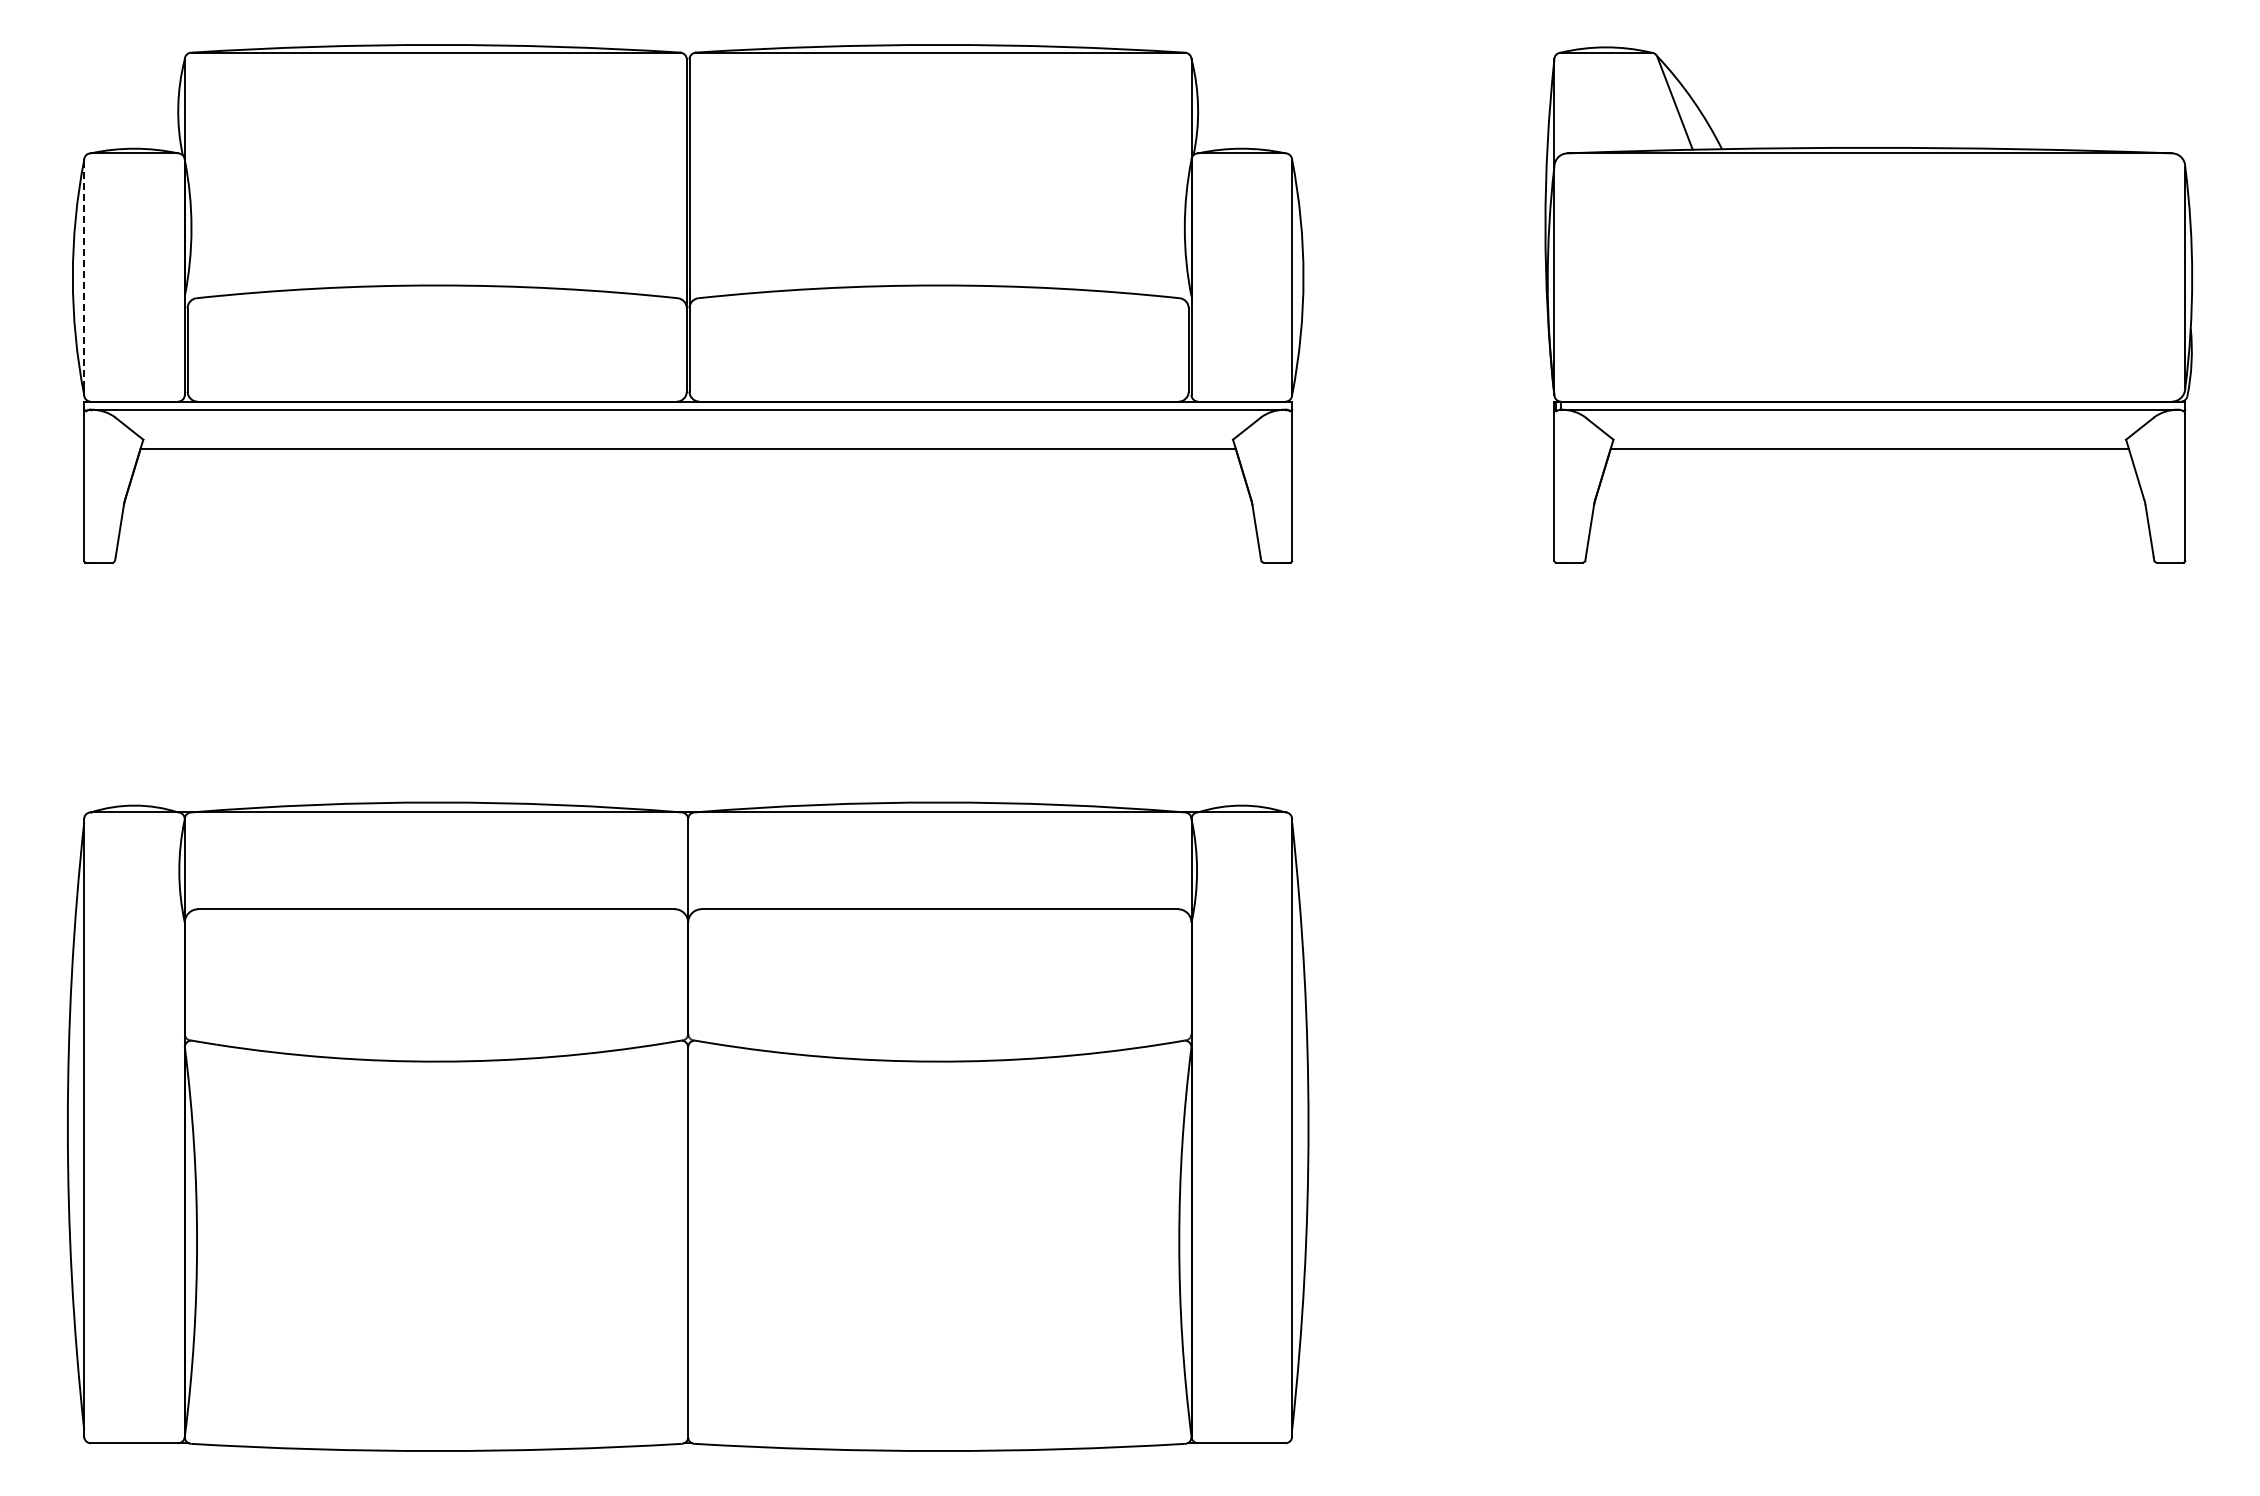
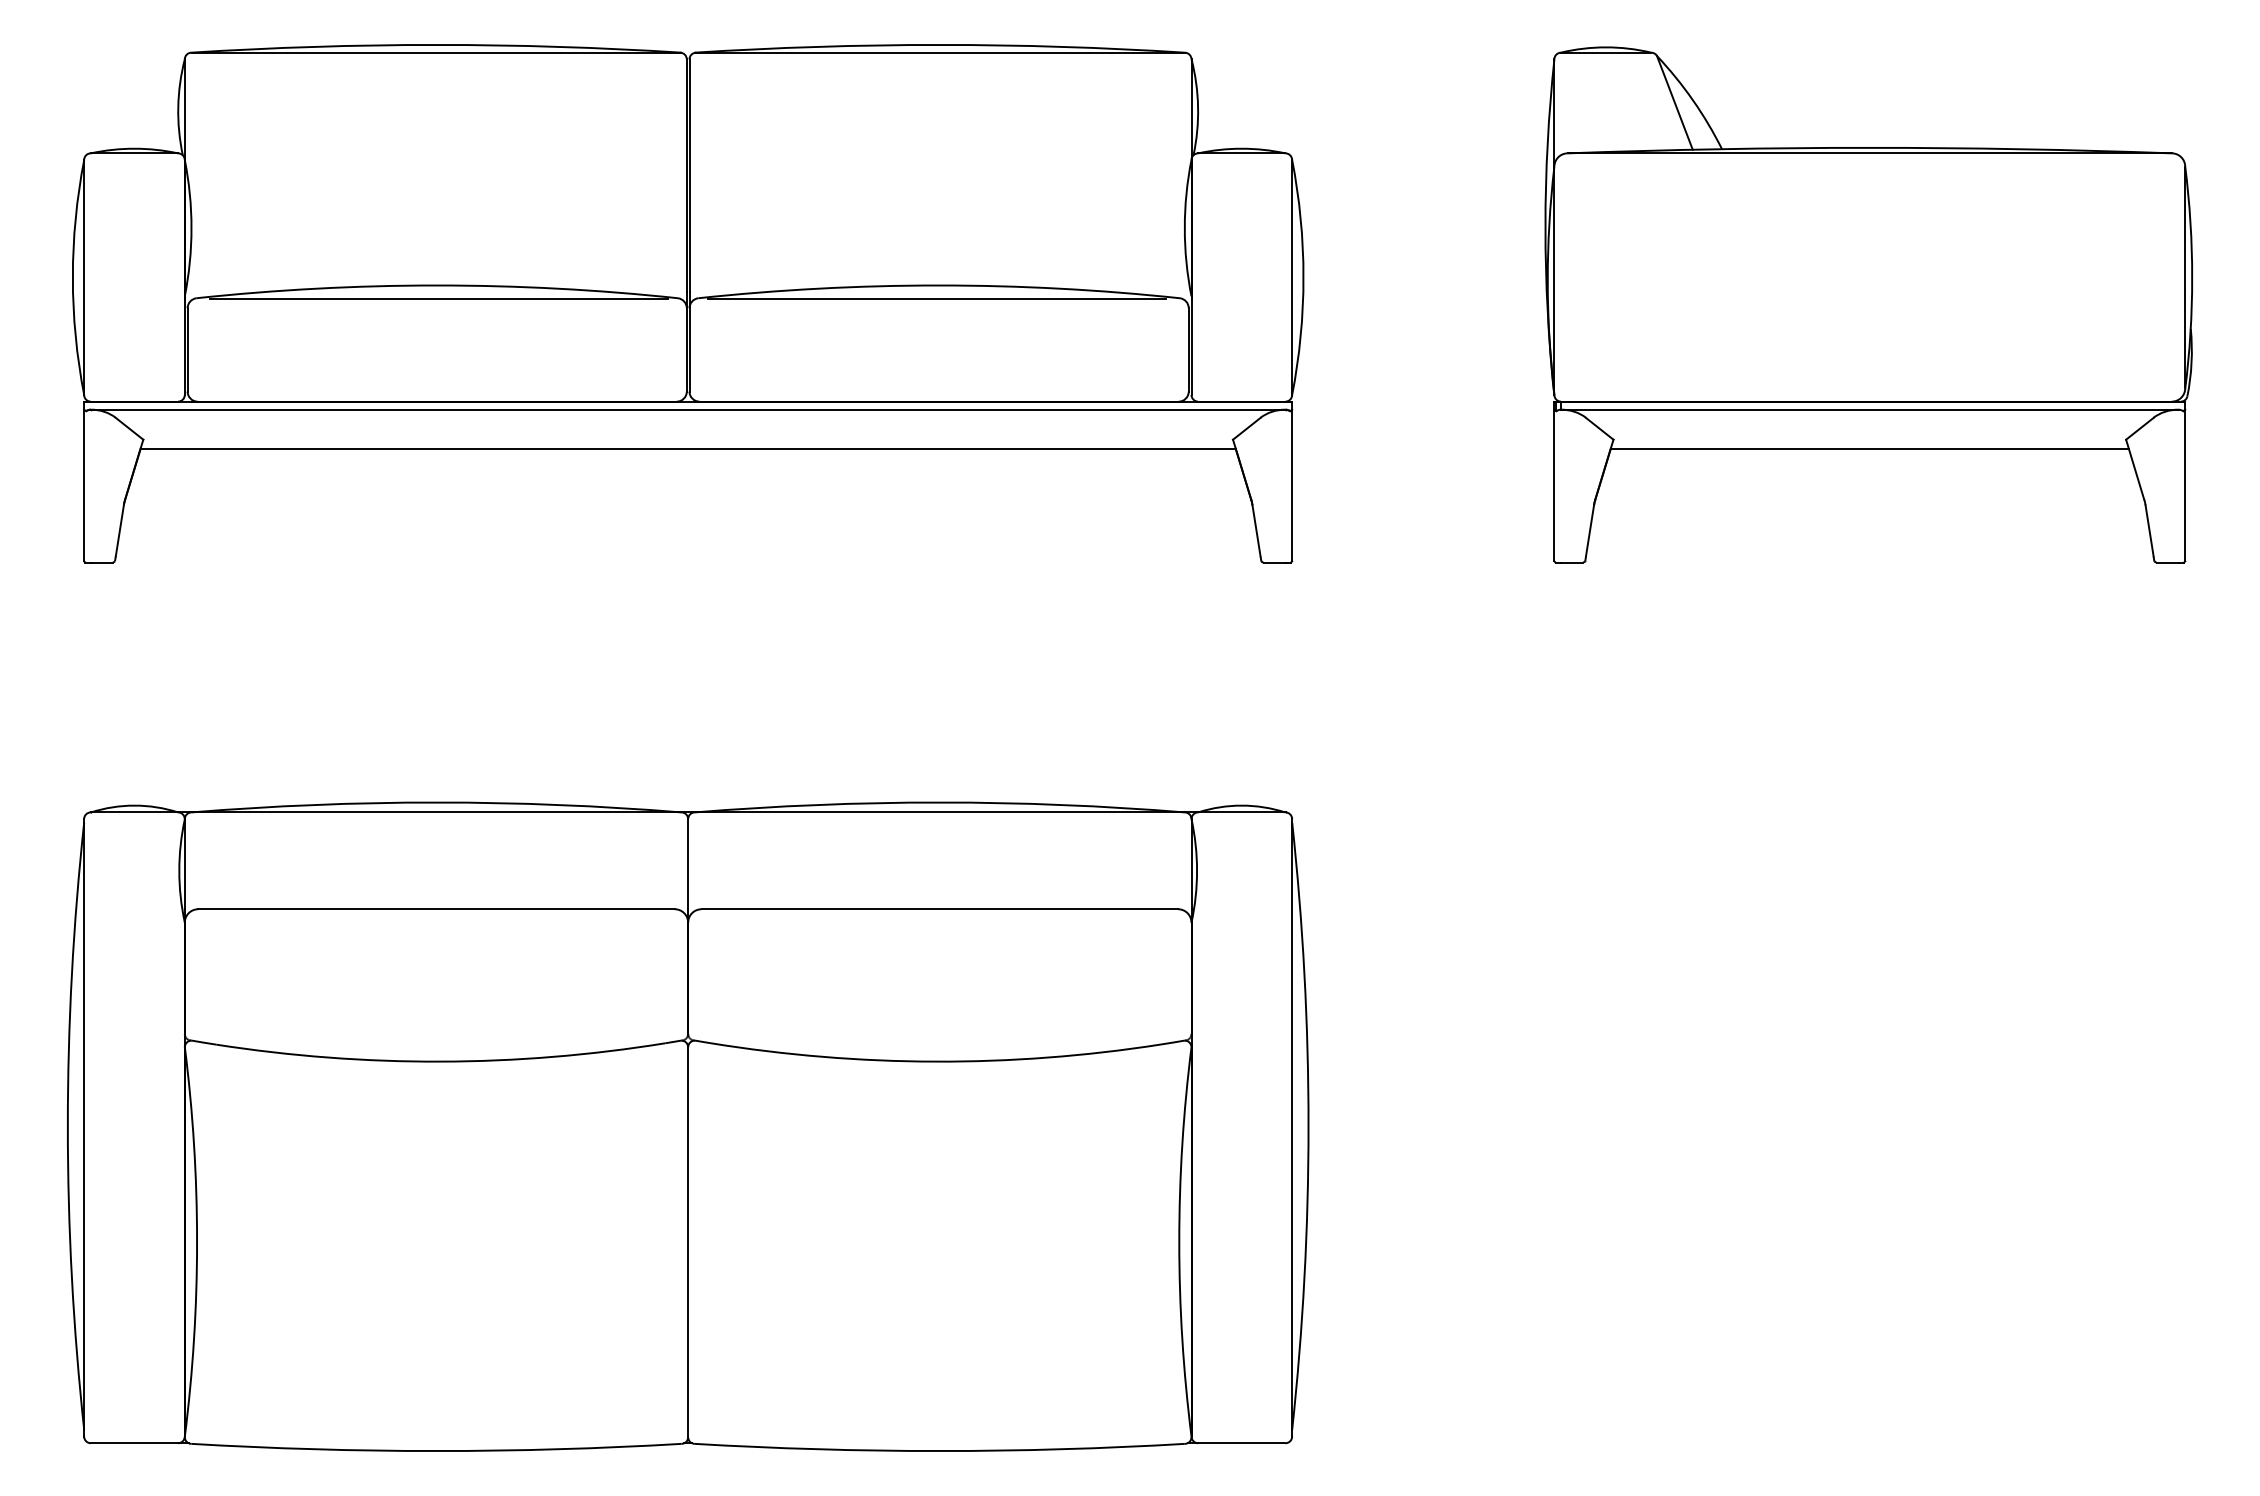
line: dashed -> solid (84, 277)
line: none -> present (438, 298)
line: none -> present (937, 298)
